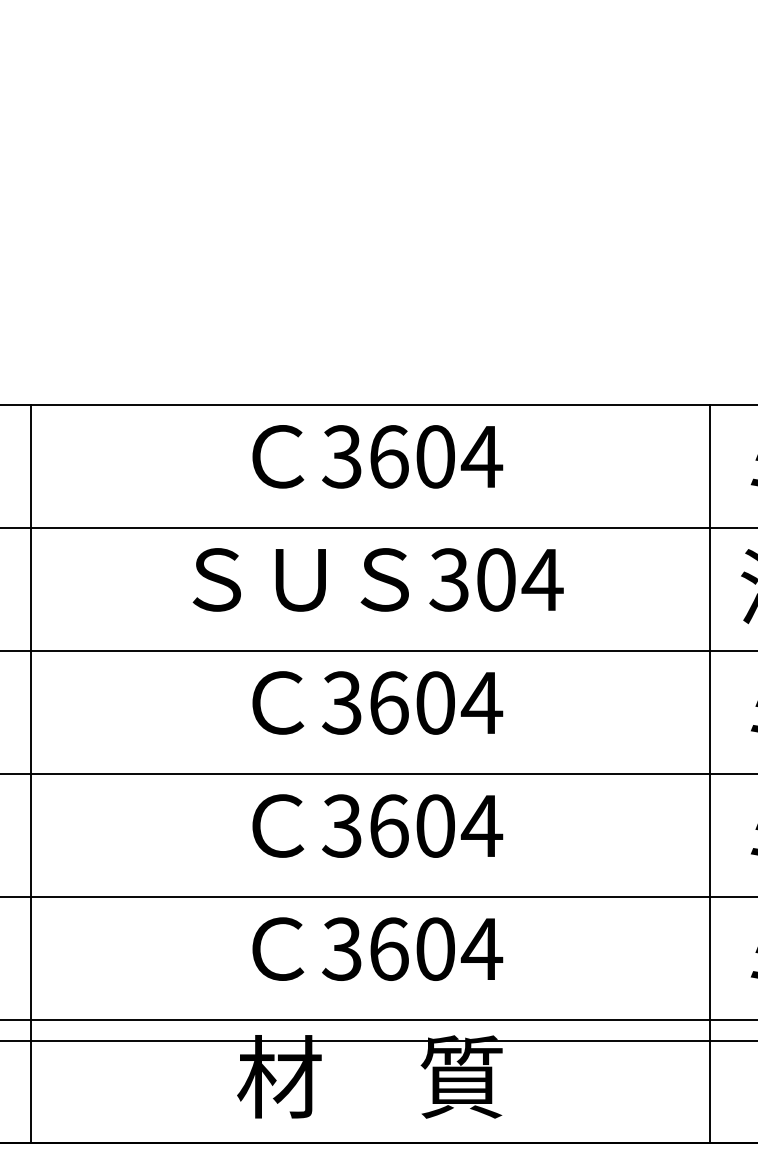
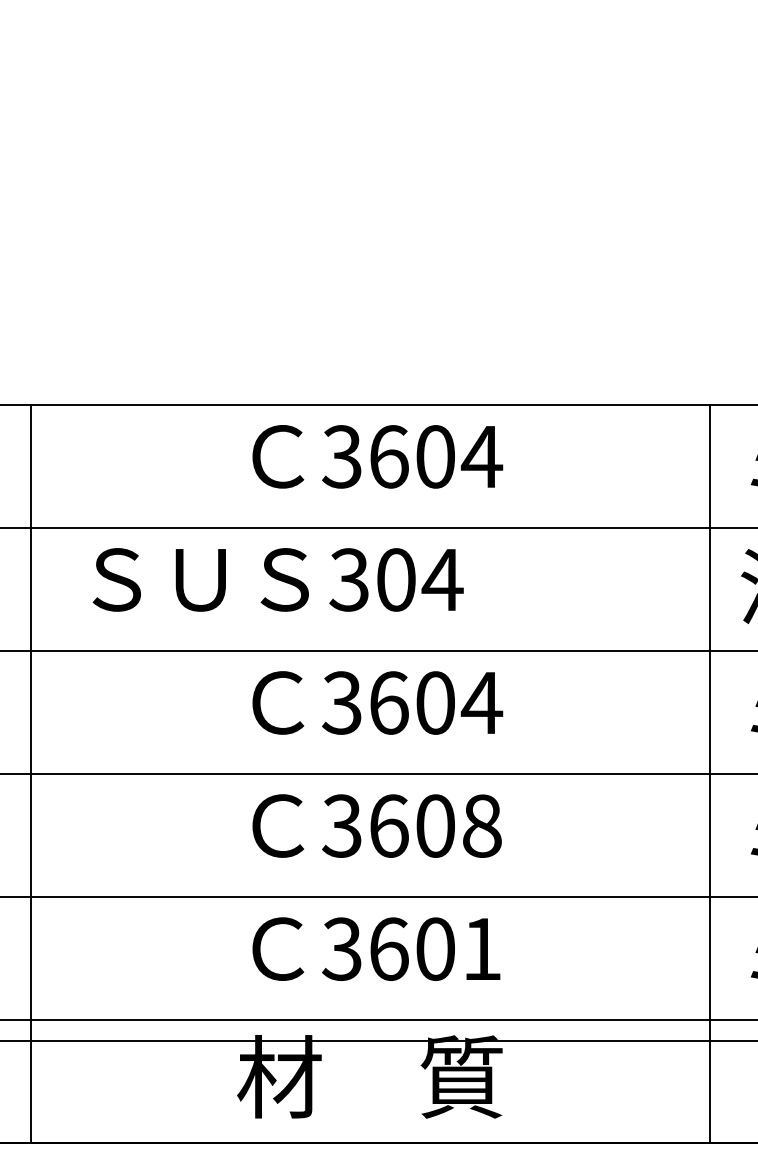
text position: (377, 579) -> (277, 579) (277, 579)
text: 3604 -> 3608 (481, 825)
text: 3604 -> 3601 (481, 948)
